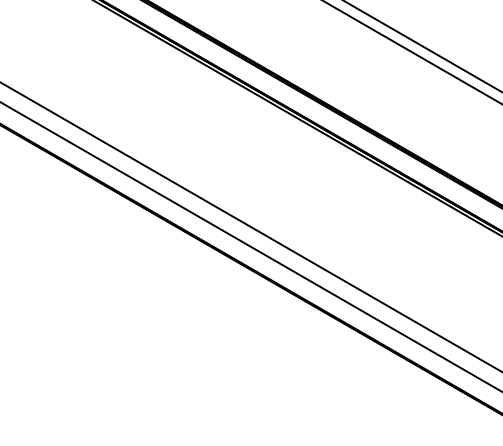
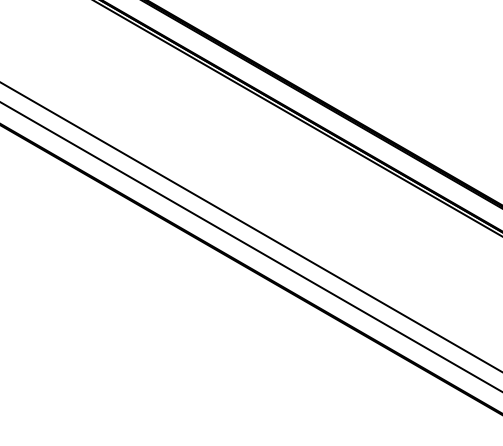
line: present -> none (422, 46)
line: present -> none (412, 52)
